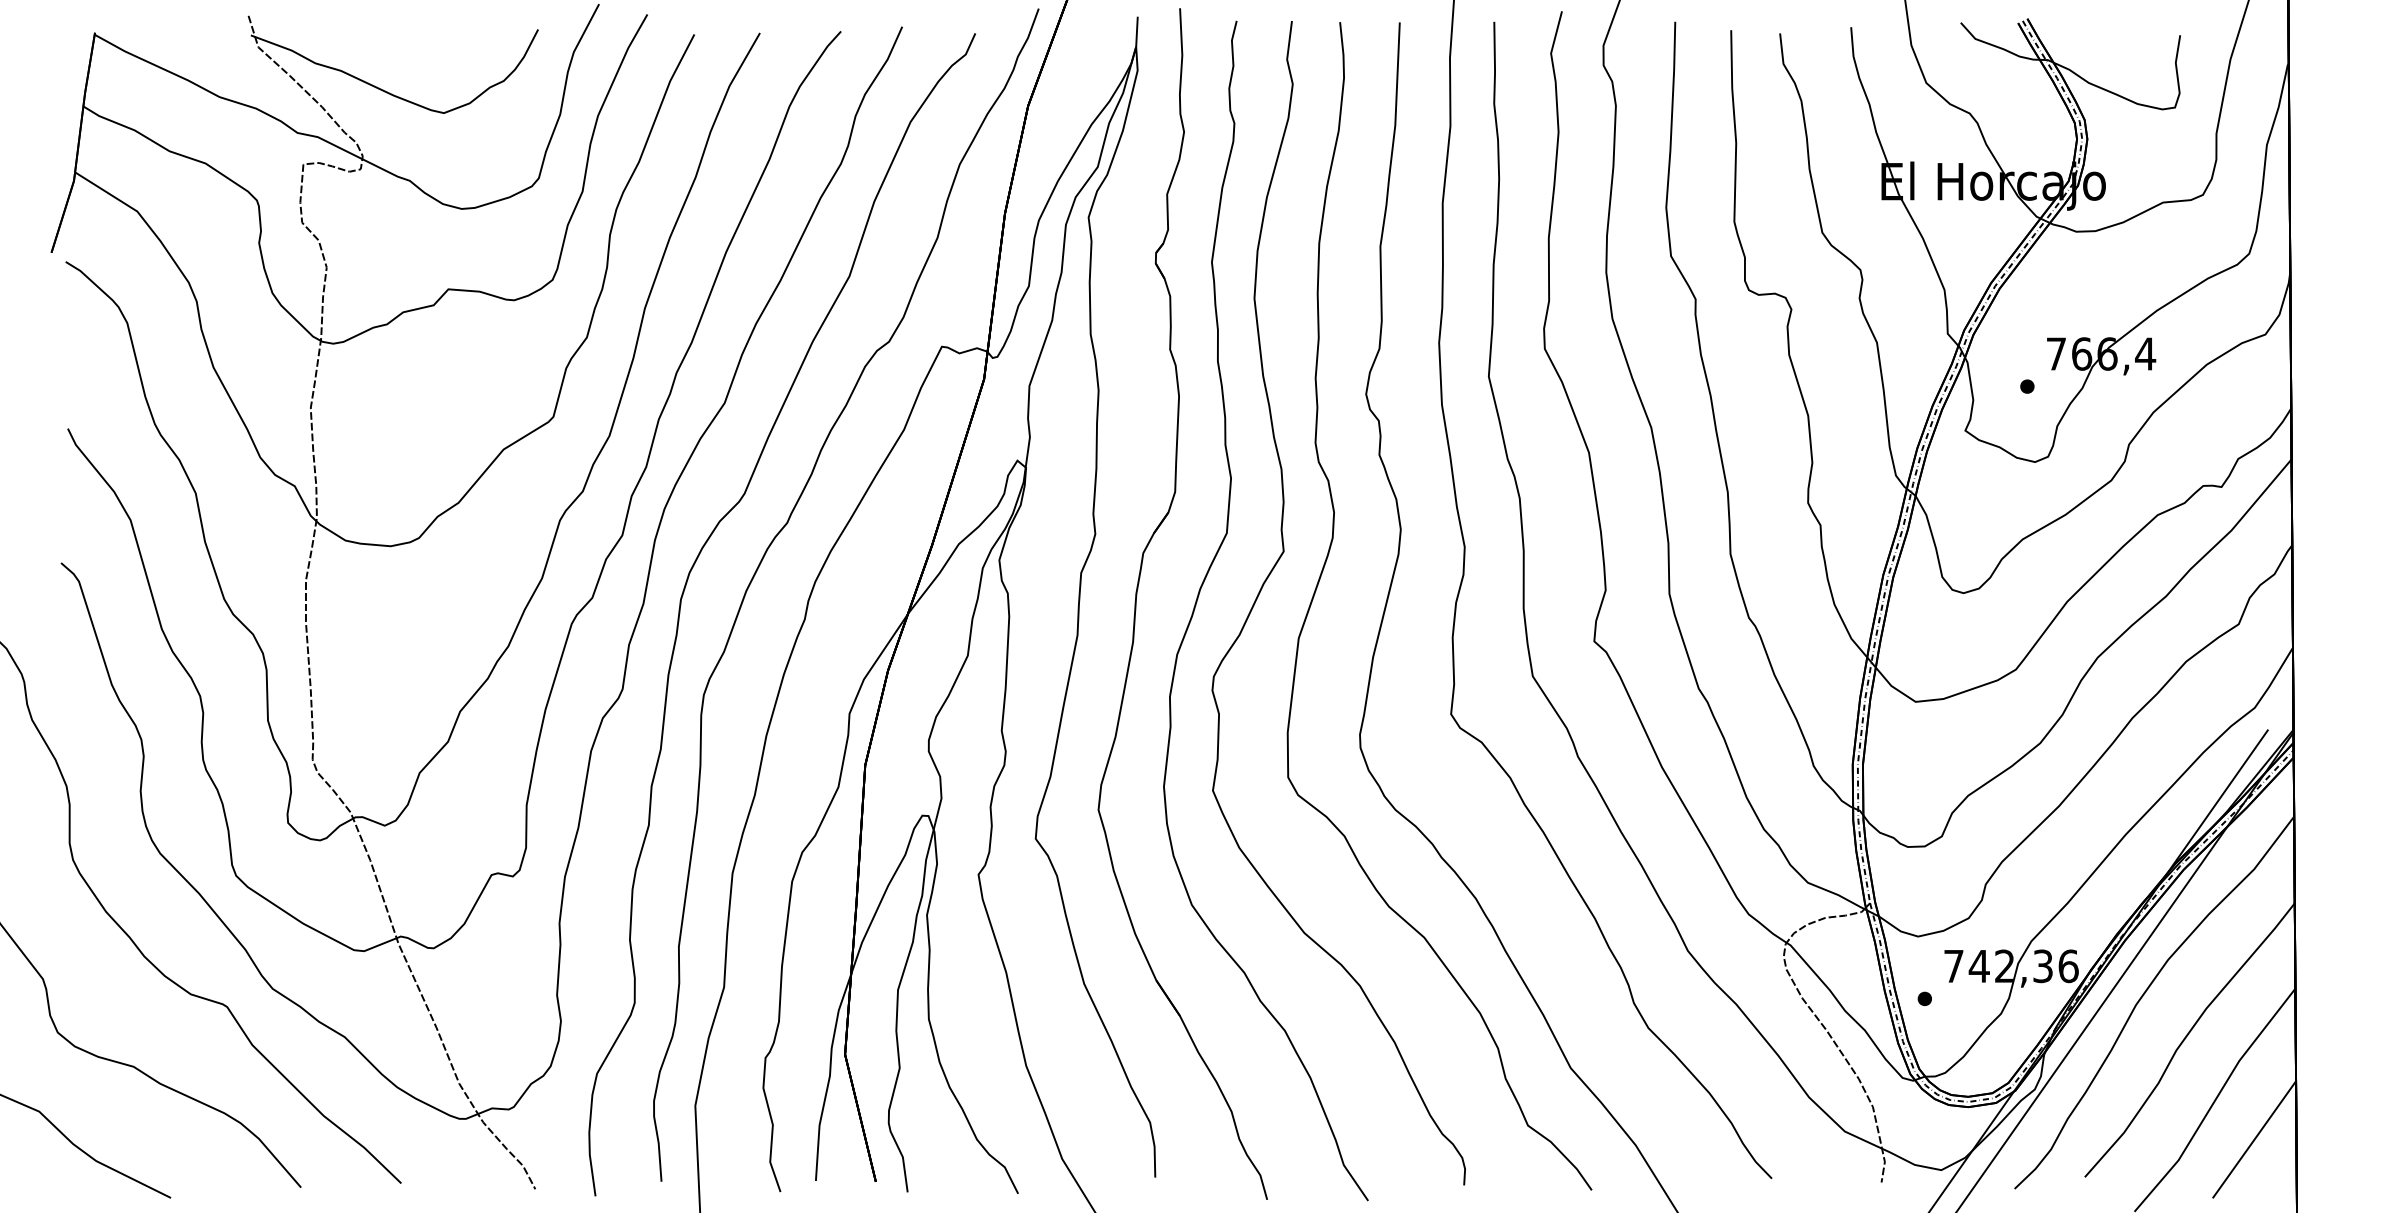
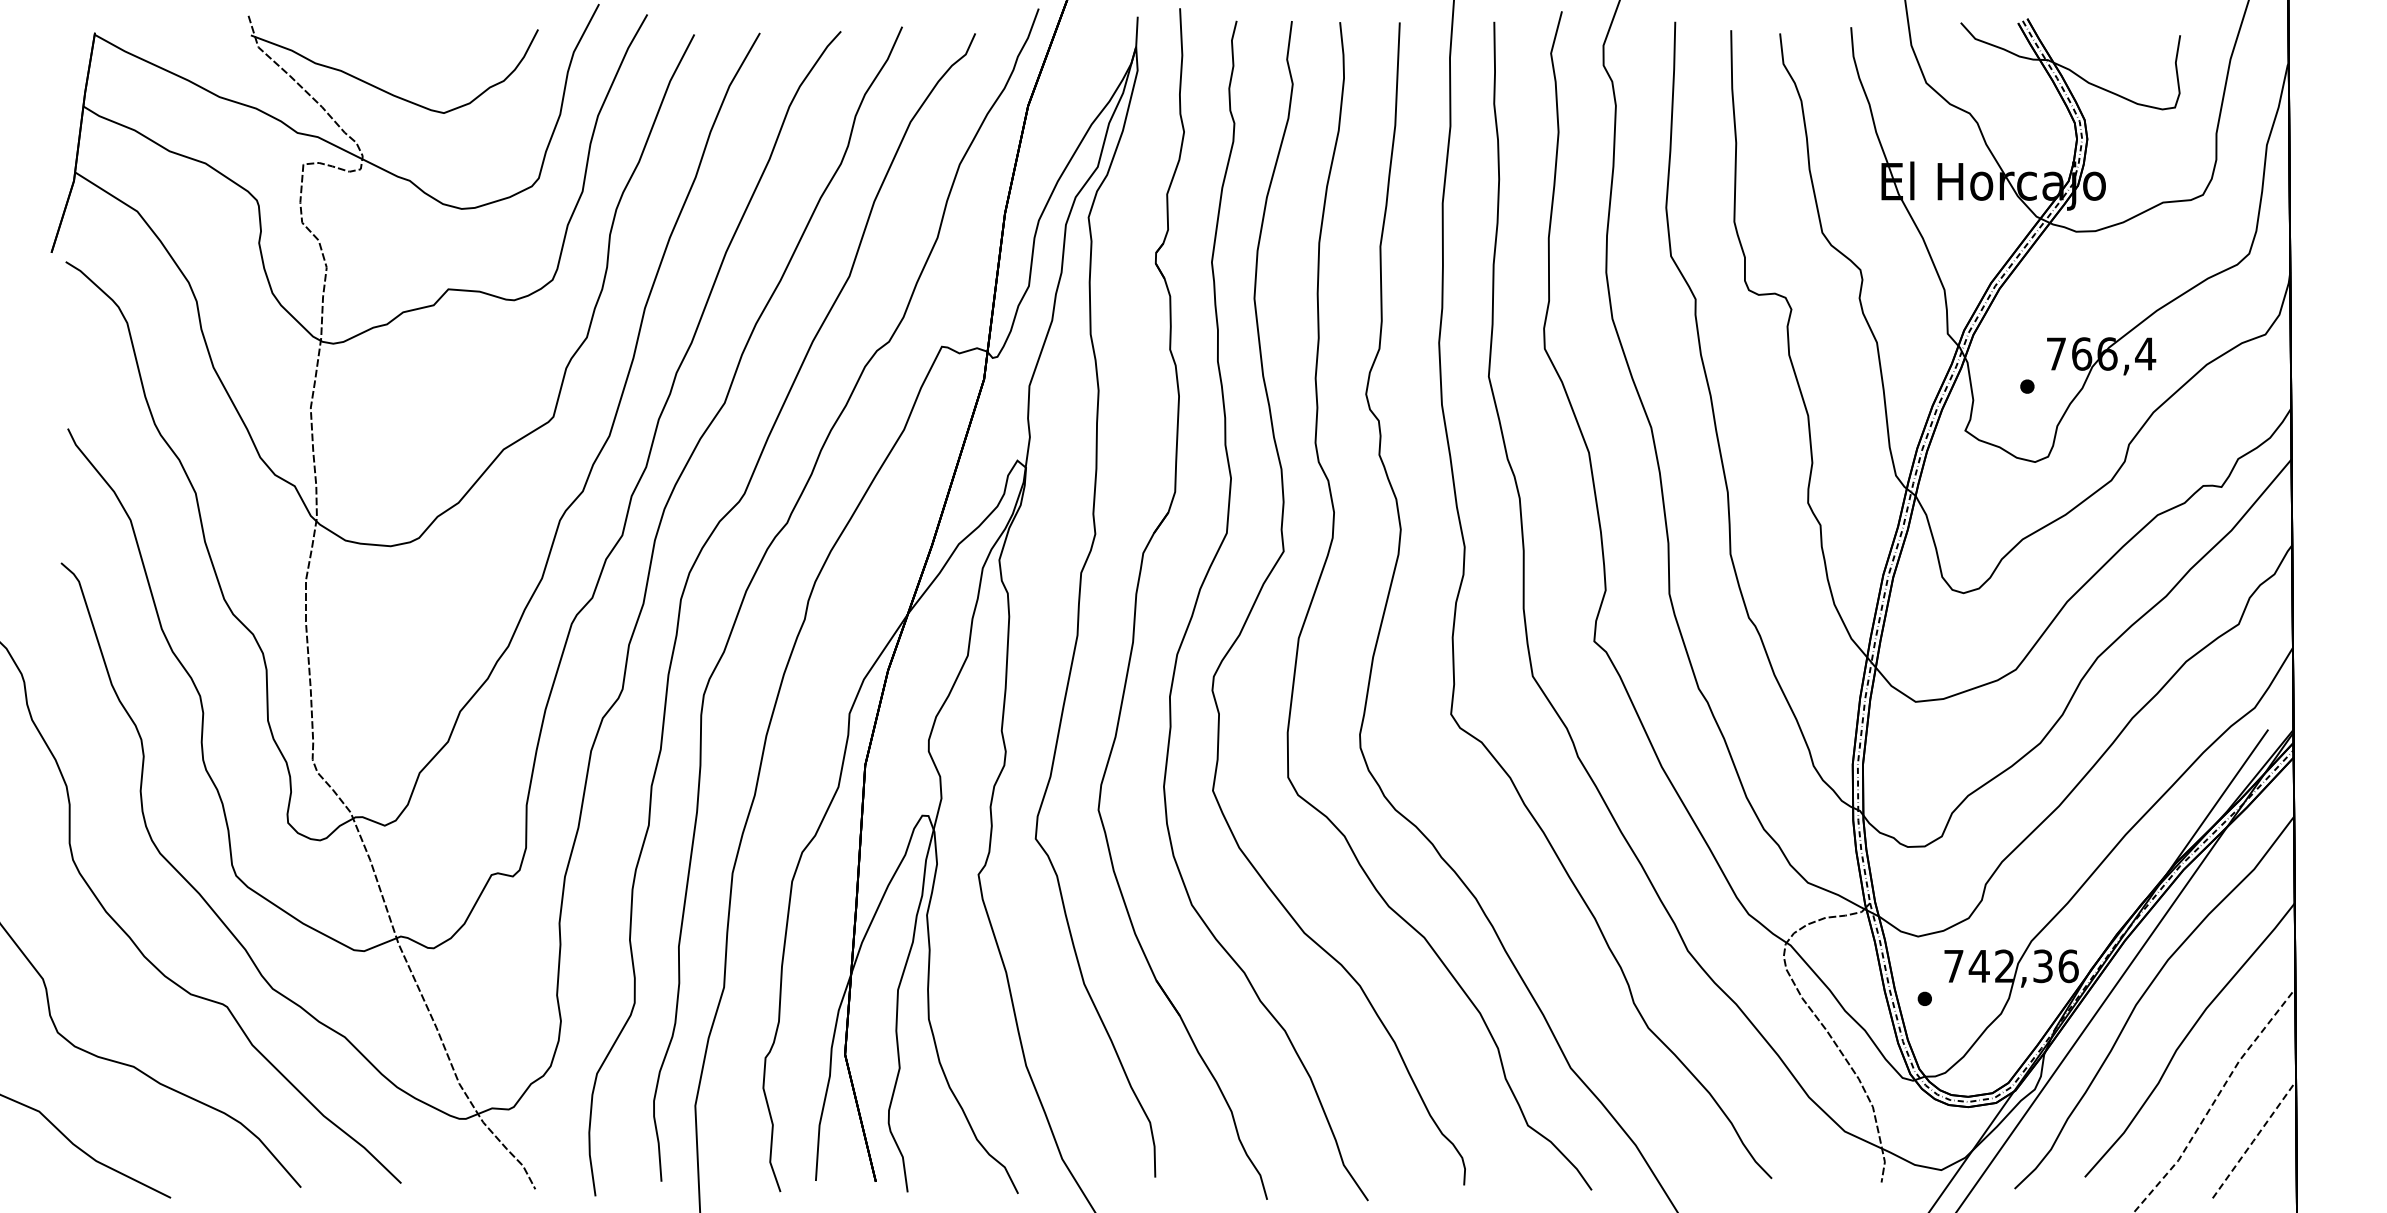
line: solid -> dashed (2215, 1099)
line: solid -> dashed (2253, 1140)
